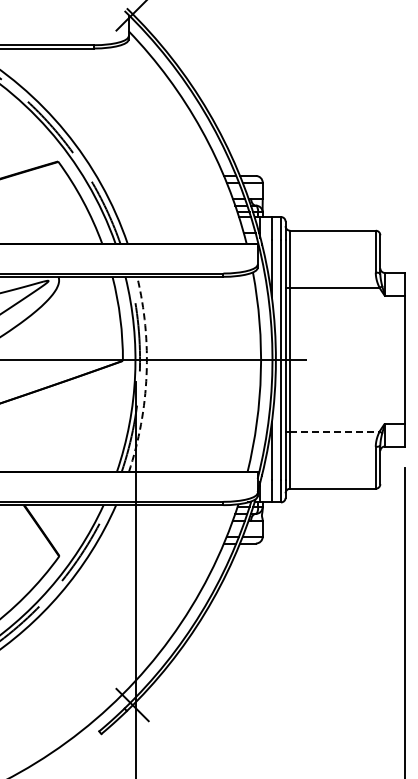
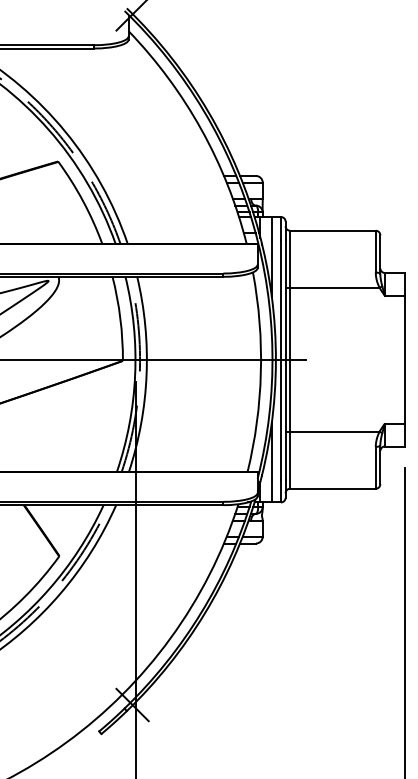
arc: dashed -> solid (146, 375)
line: dashed -> solid (334, 431)
